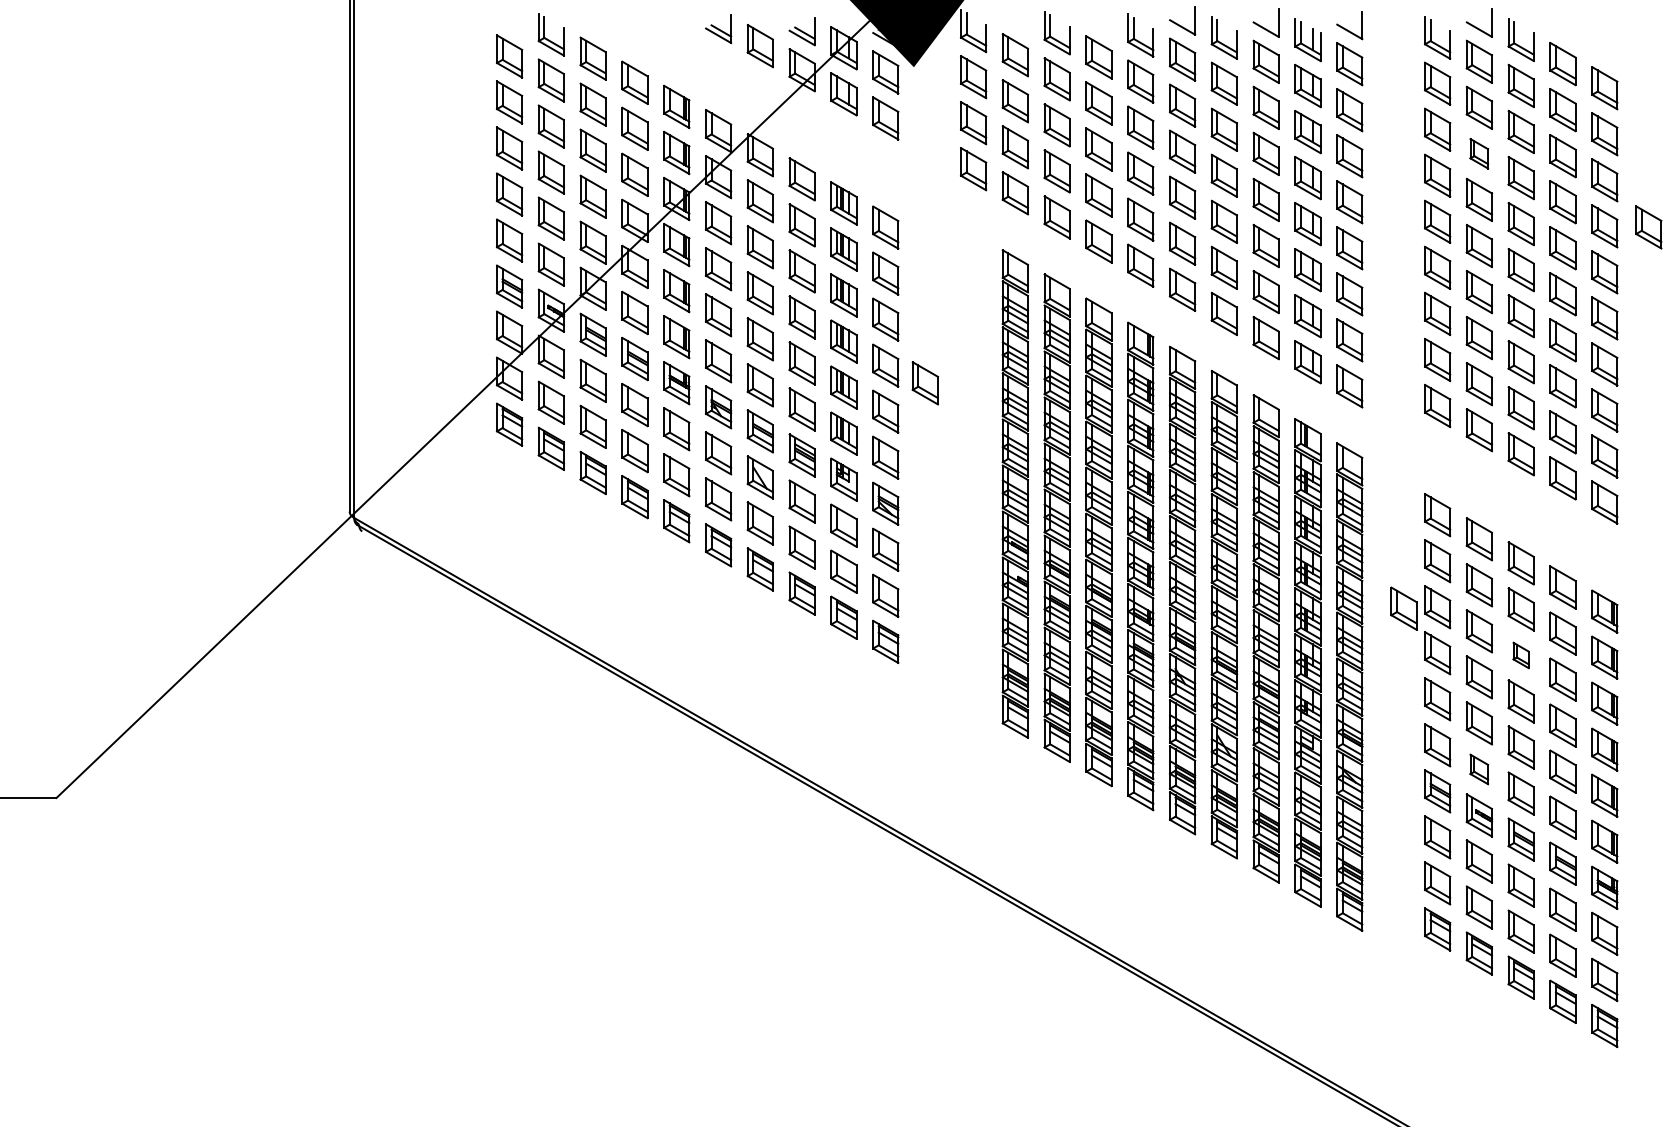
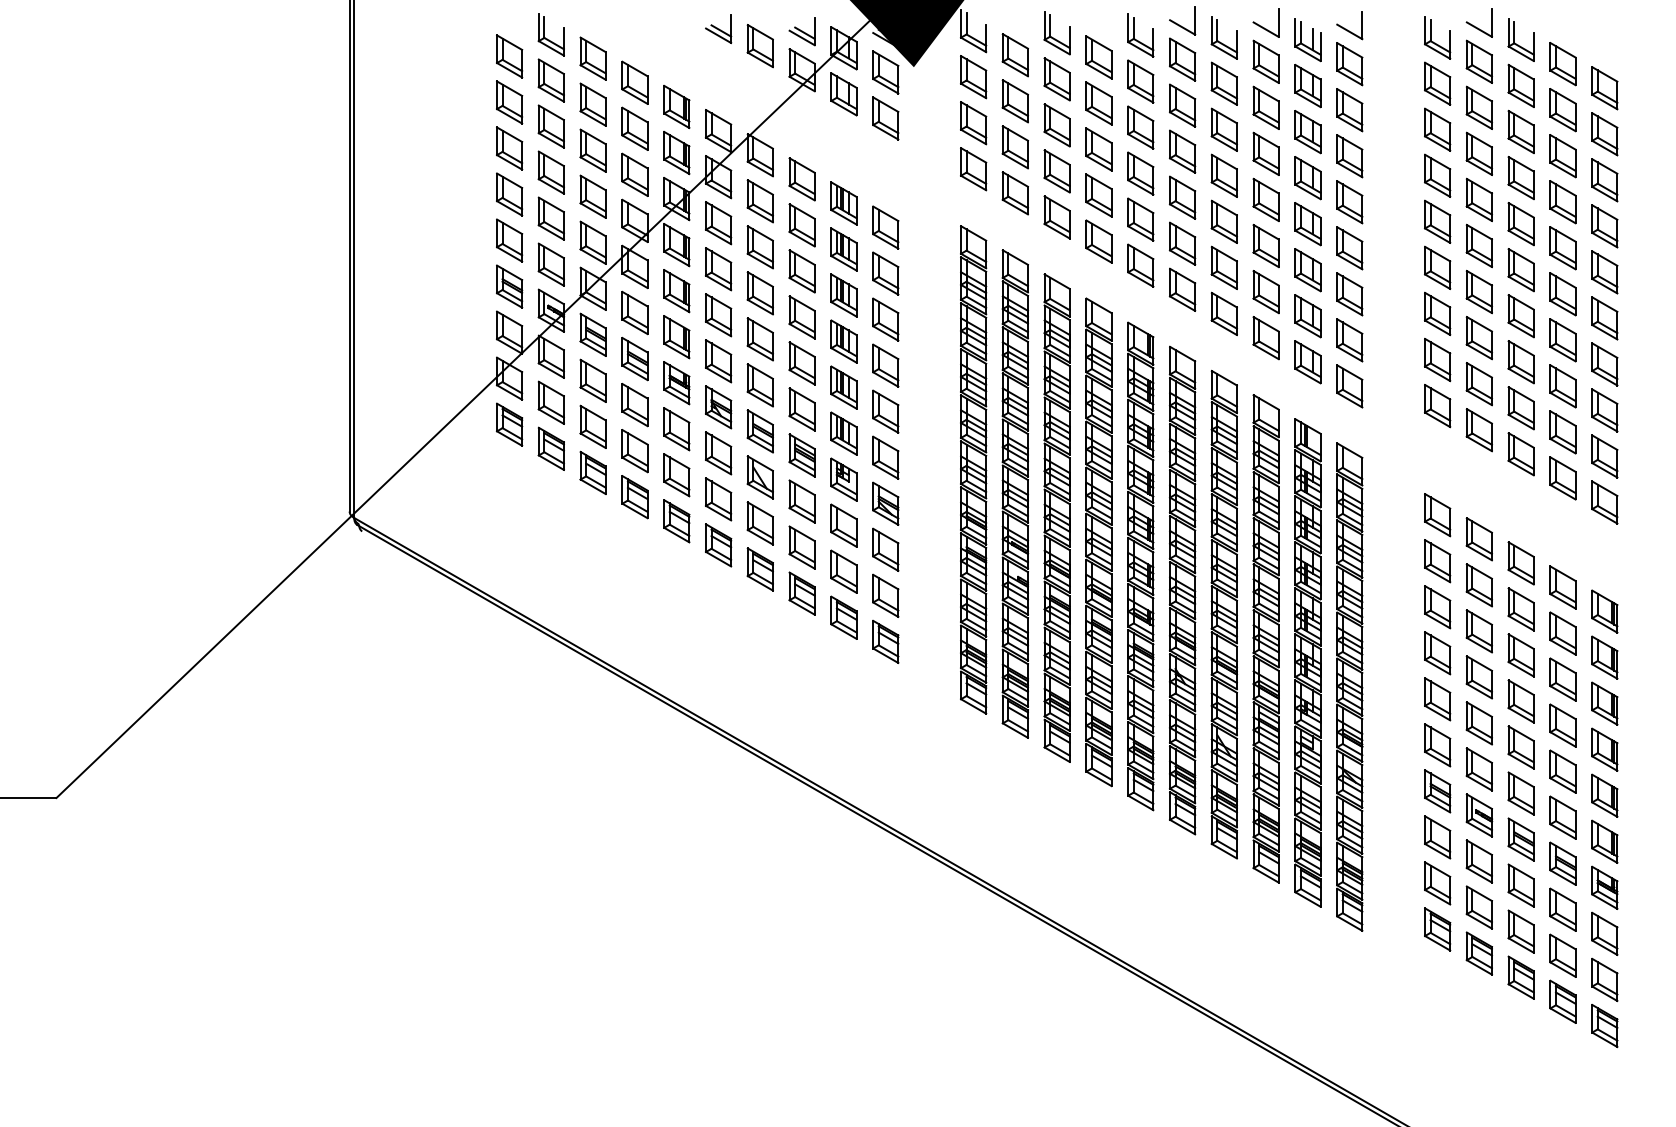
part size: 21x32 px -> 28x45 px (1478, 153)
part: present -> none (1648, 227)
part: present -> none (924, 383)
part: none -> present (973, 469)
part: present -> none (1403, 608)
part size: 18x29 px -> 28x45 px (1520, 655)
part size: 21x33 px -> 28x45 px (1478, 769)
